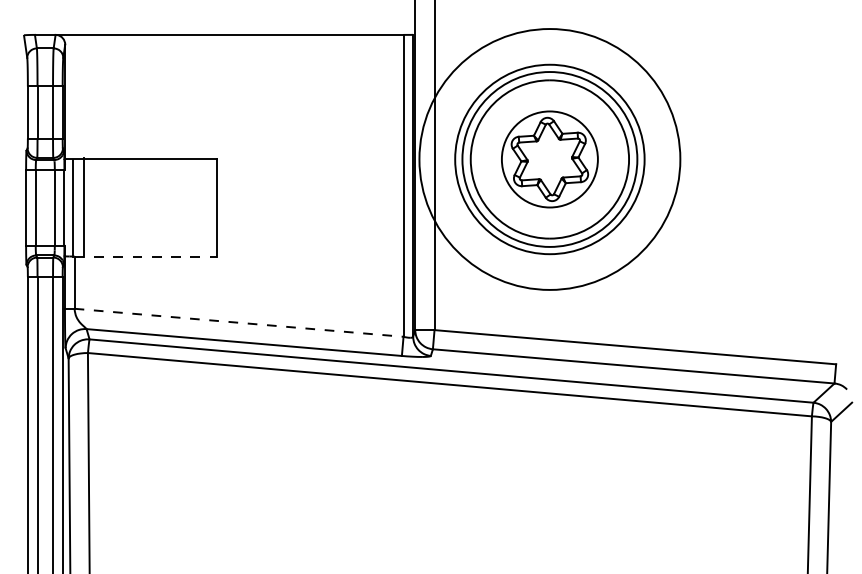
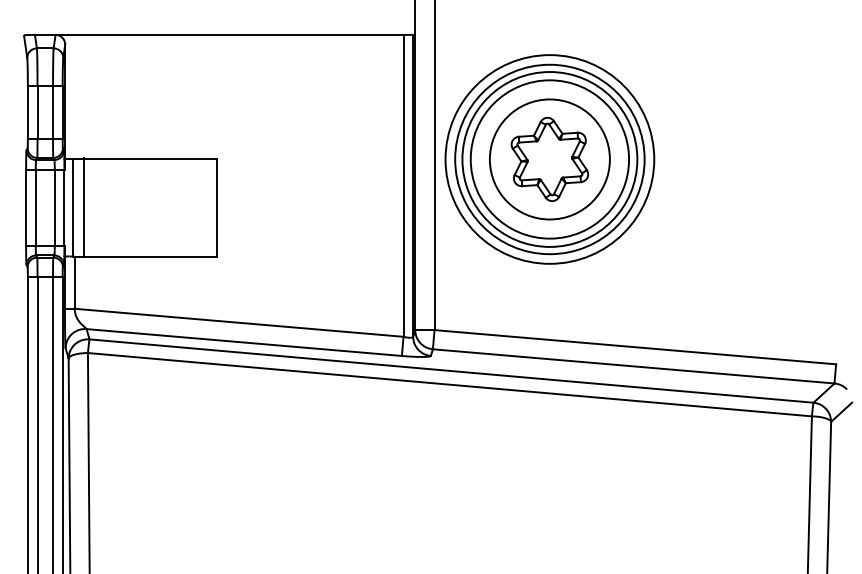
circle diameter: 261 px -> 209 px (549, 159)
circle diameter: 96 px -> 120 px (549, 159)
line: dashed -> solid (146, 256)
line: dashed -> solid (239, 322)
